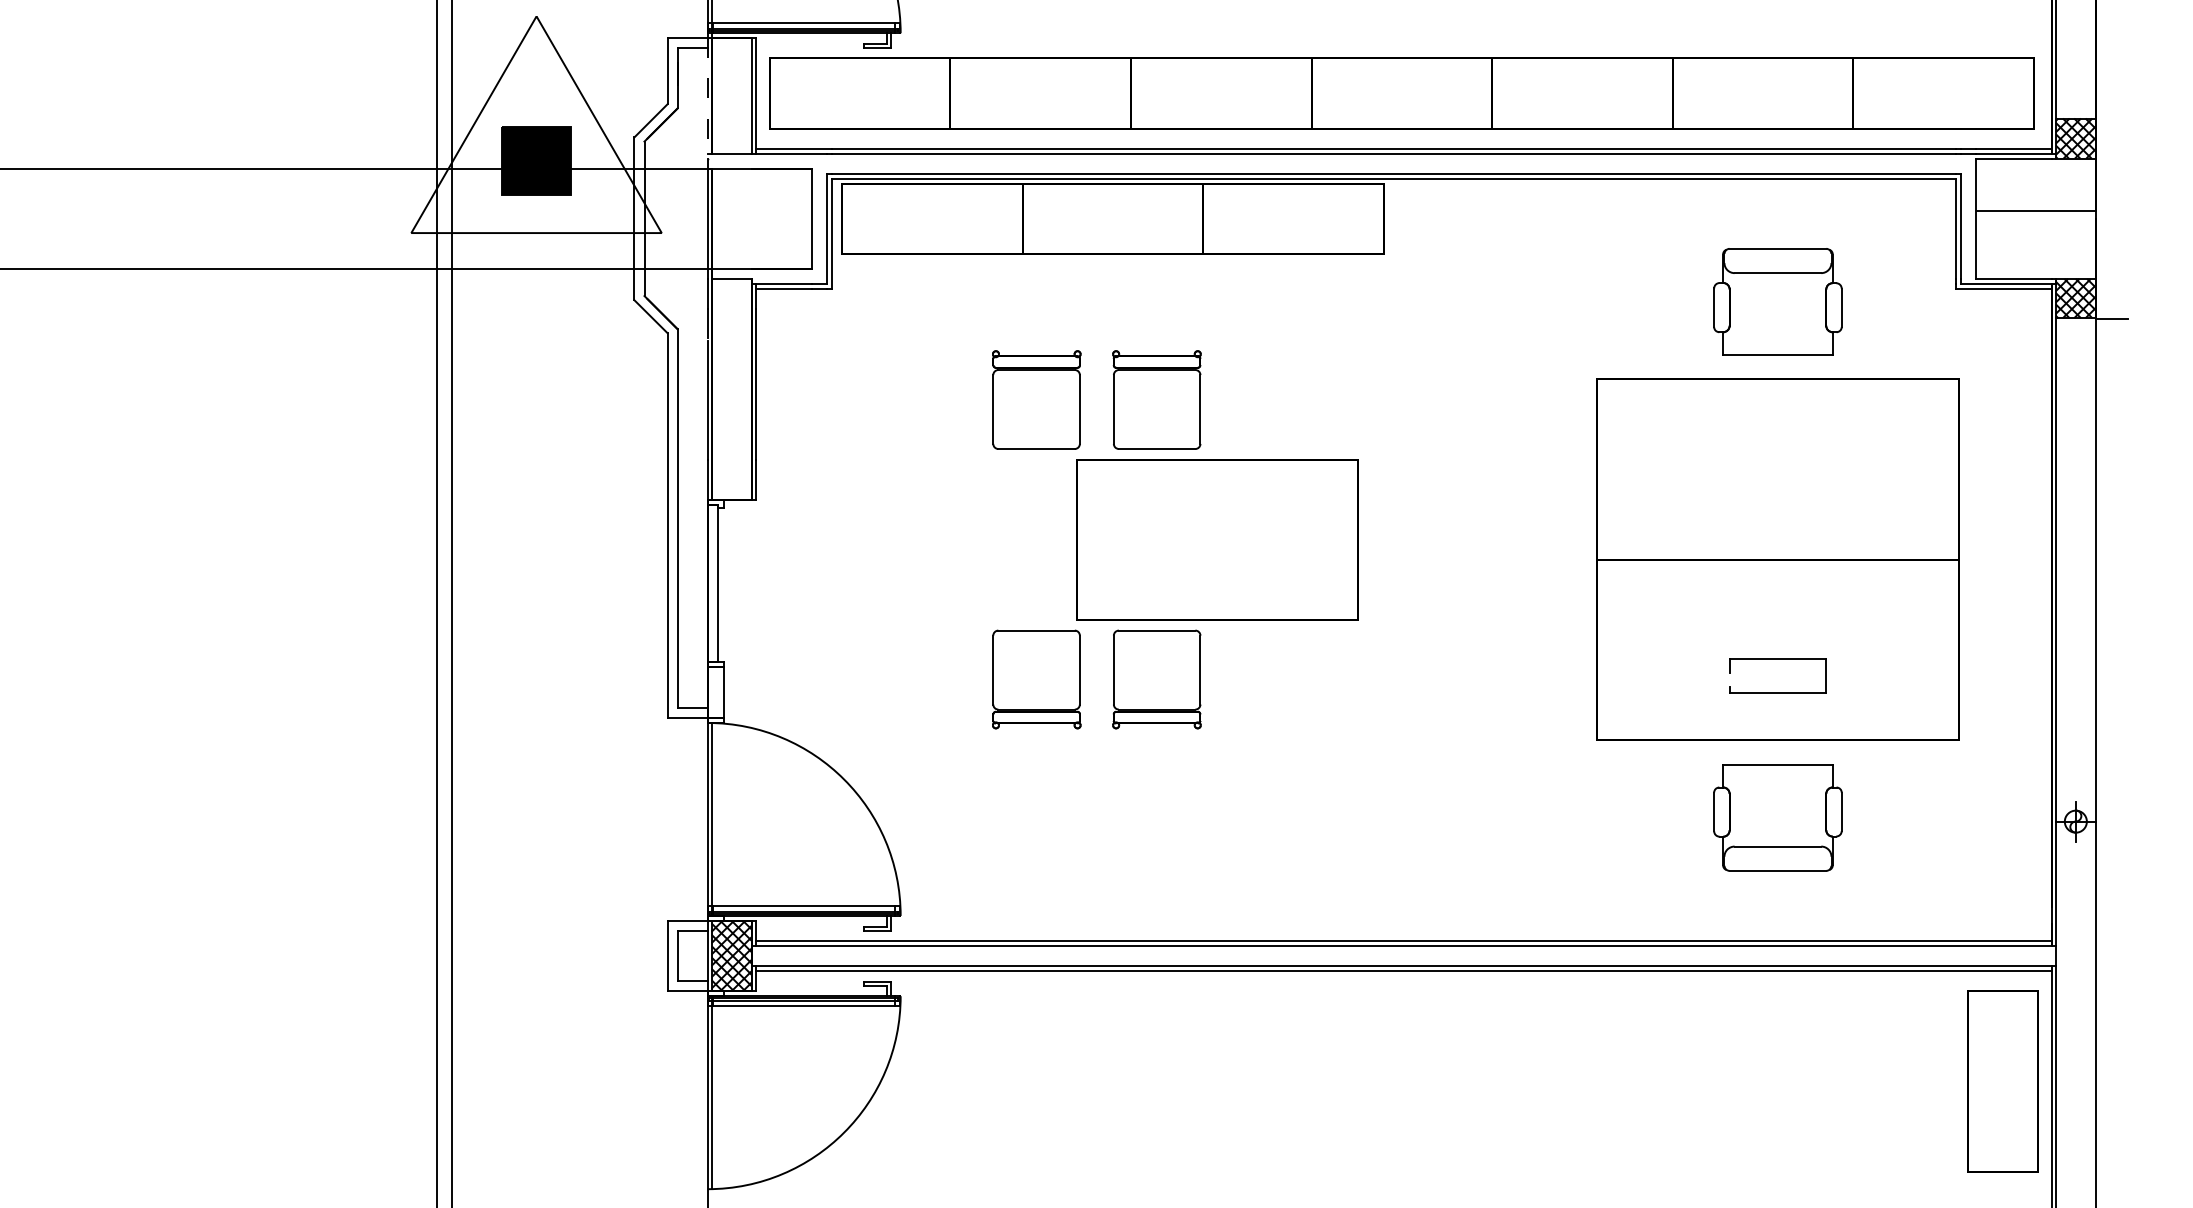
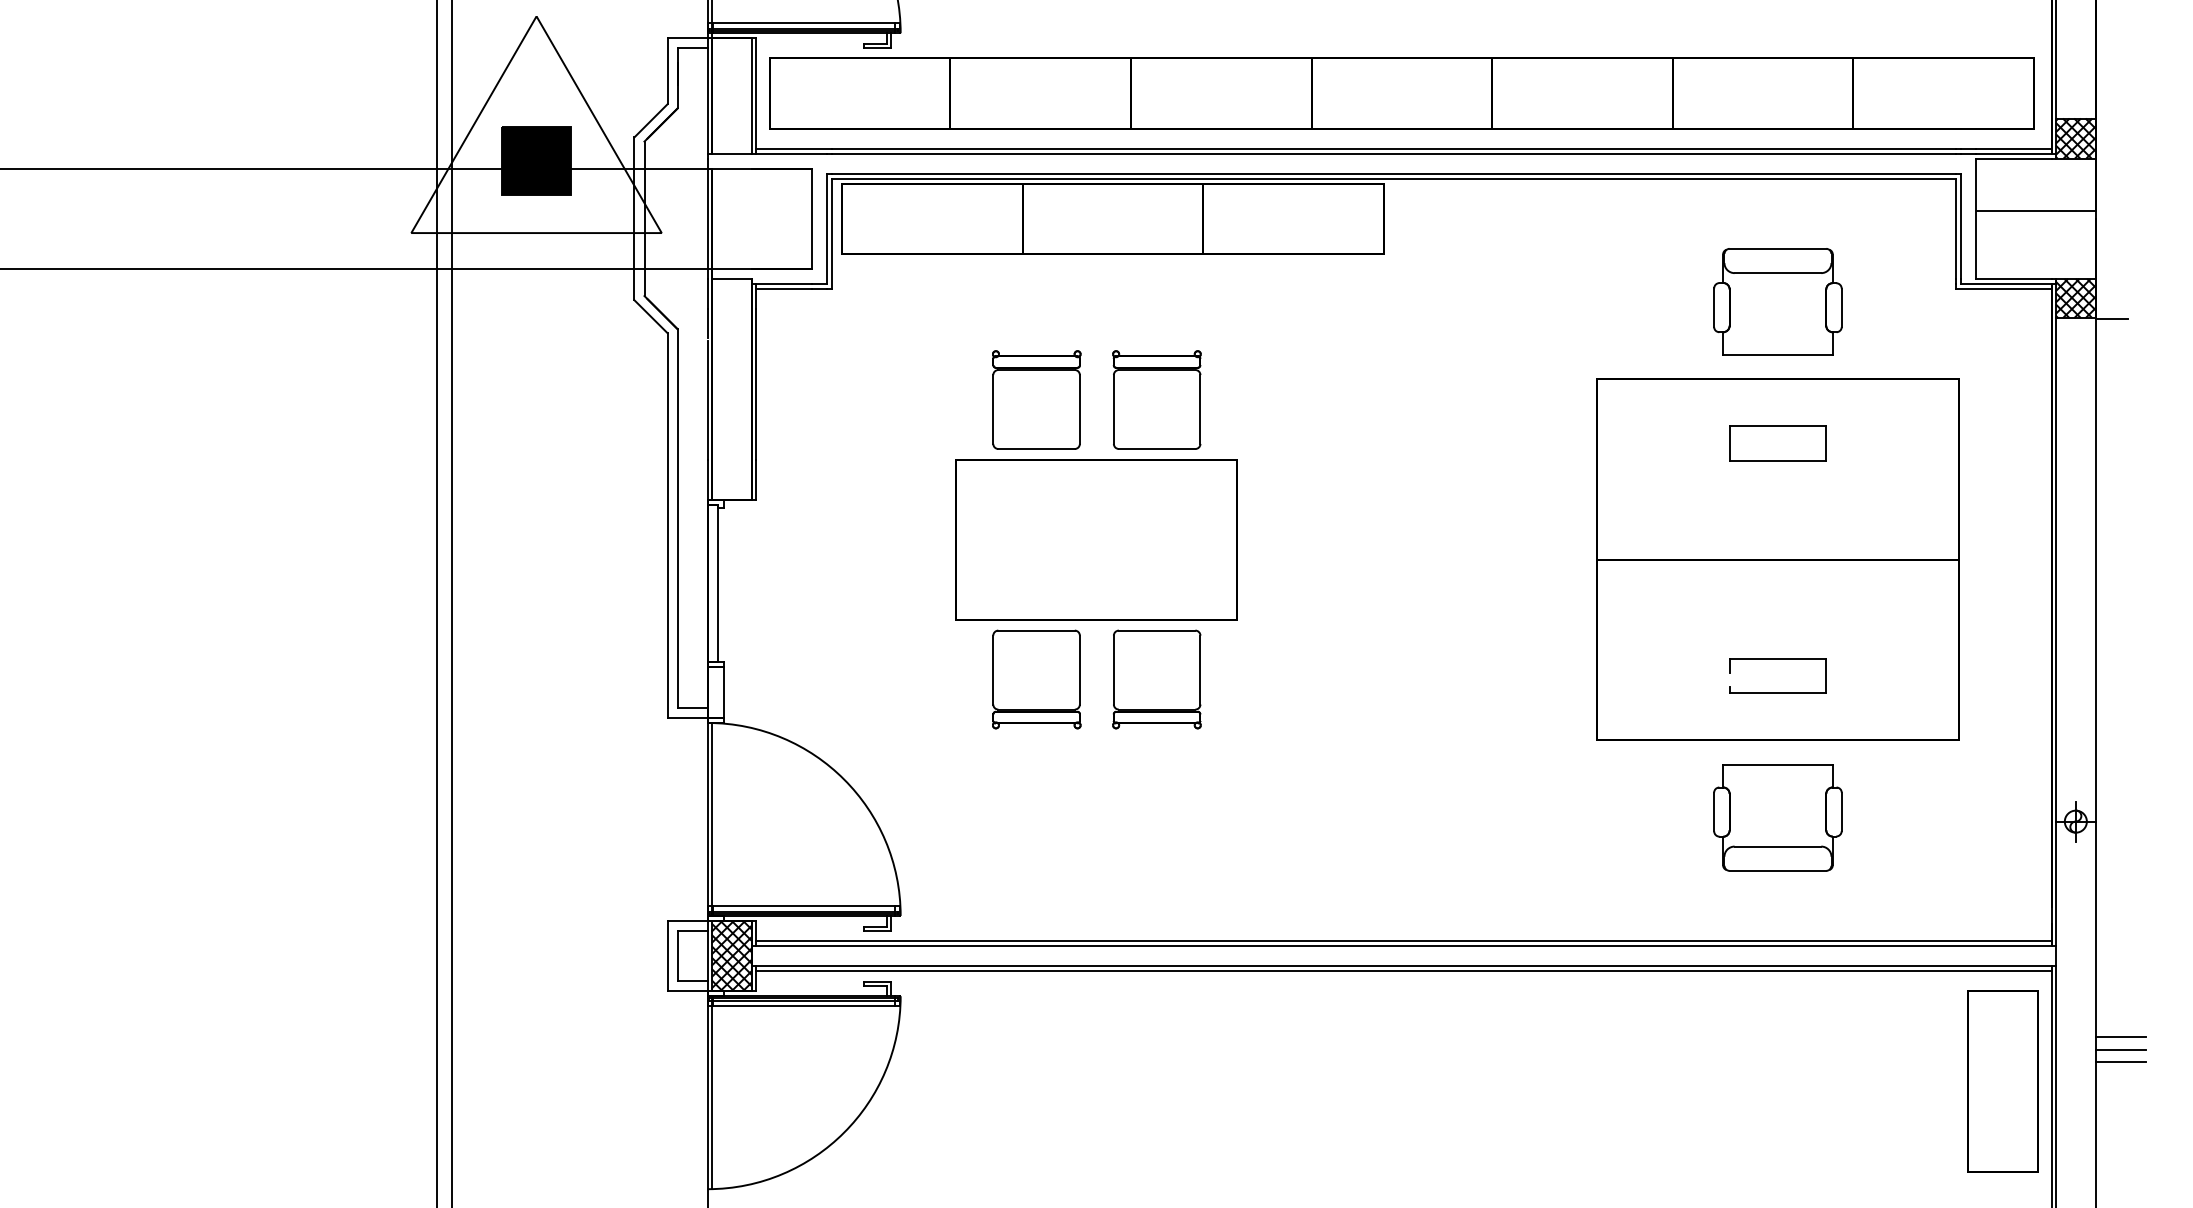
line: dashed -> solid (707, 98)
part: none -> present (1777, 443)
part position: (1217, 539) -> (1096, 539) (1096, 539)
line: none -> present (2120, 1037)
line: none -> present (2120, 1049)
line: none -> present (2120, 1062)
